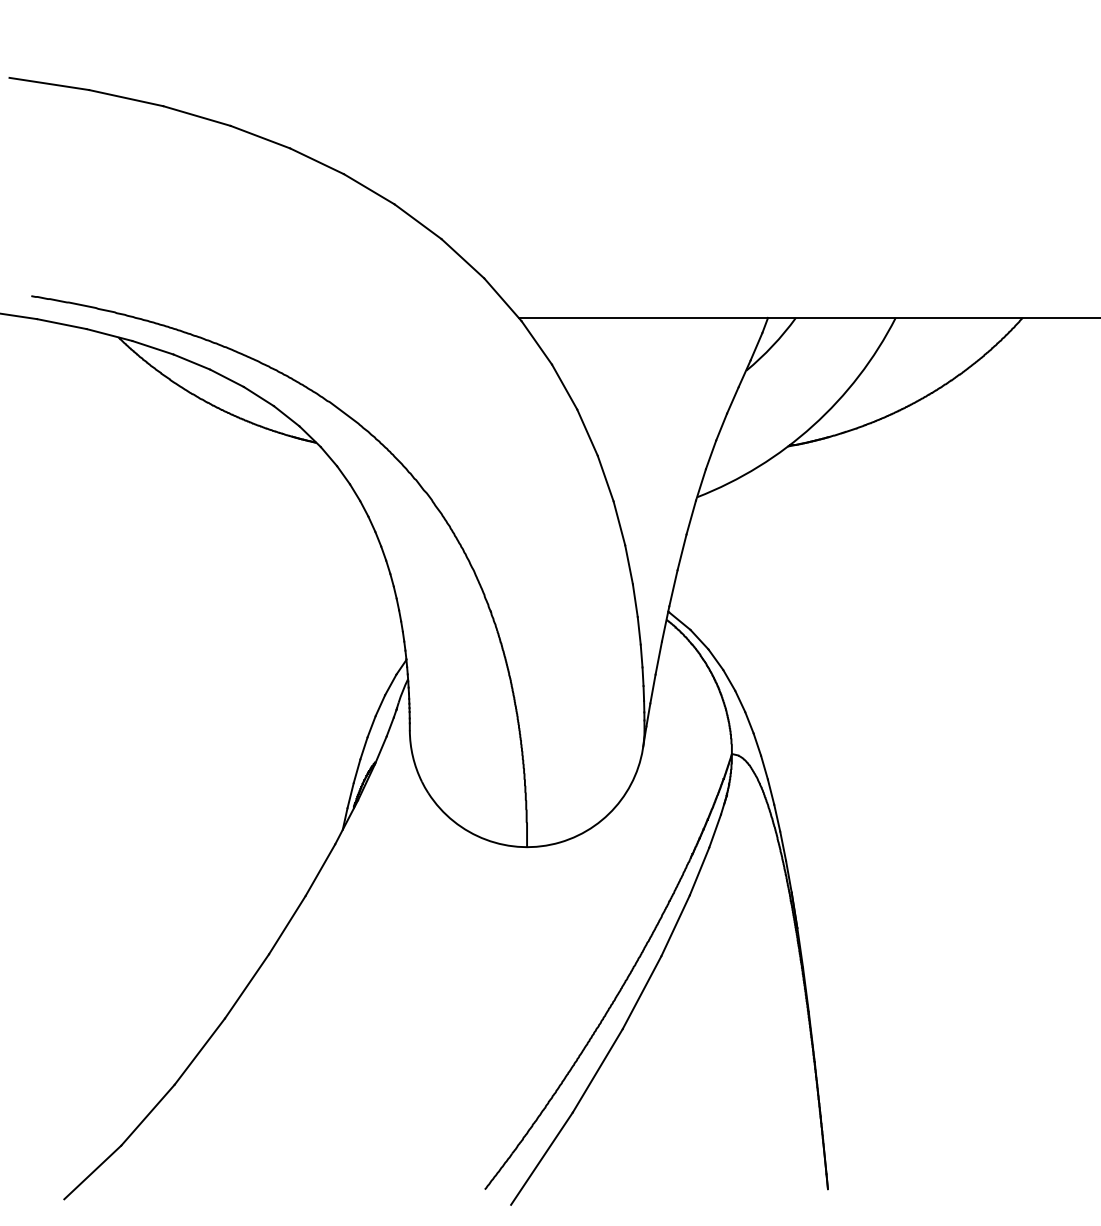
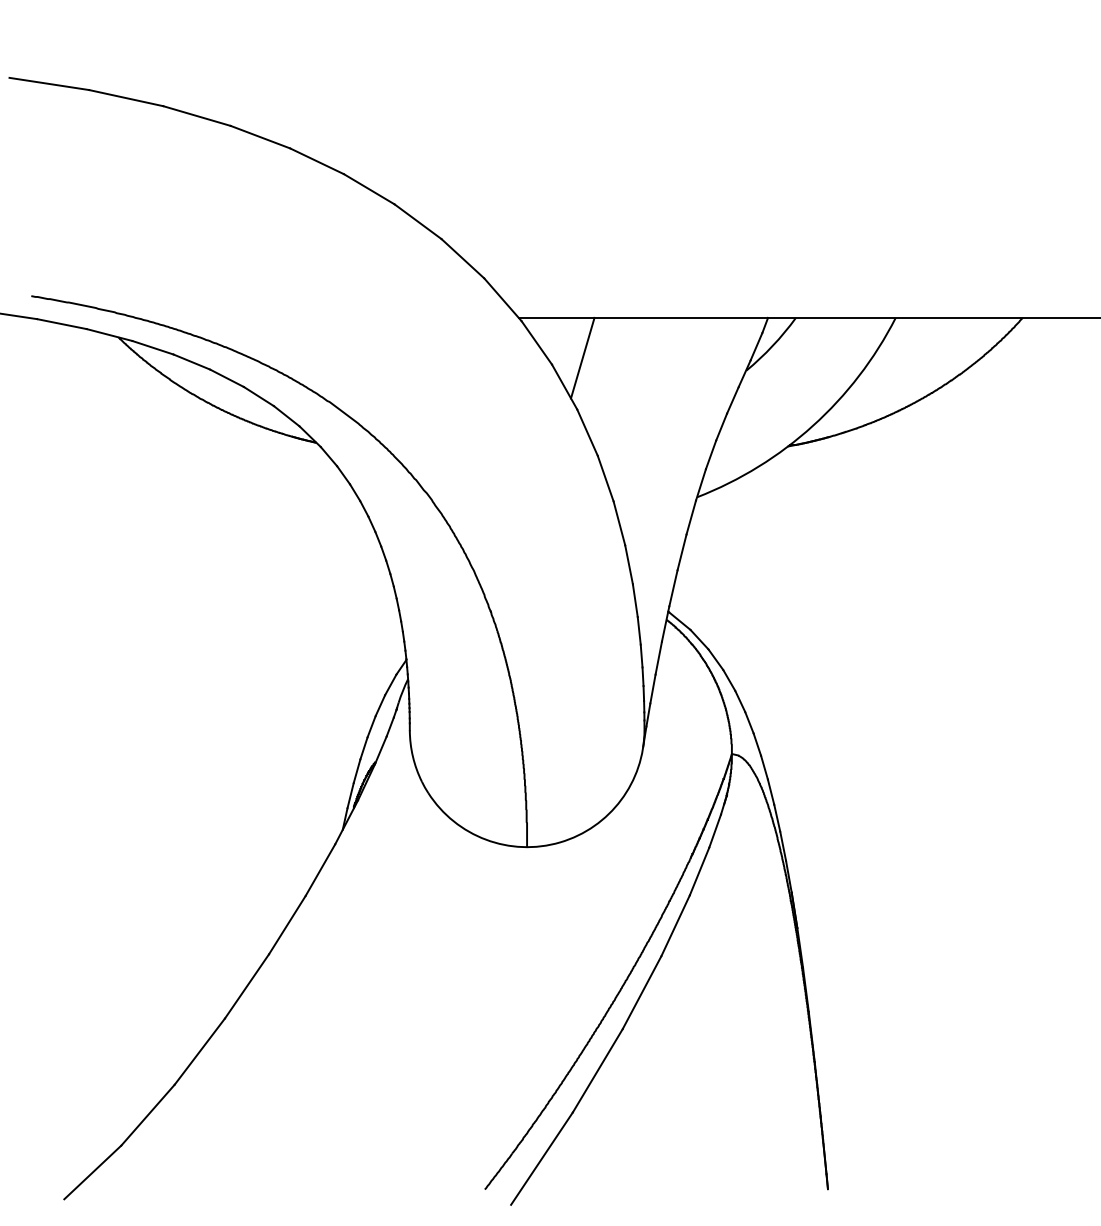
line: none -> present (582, 357)
